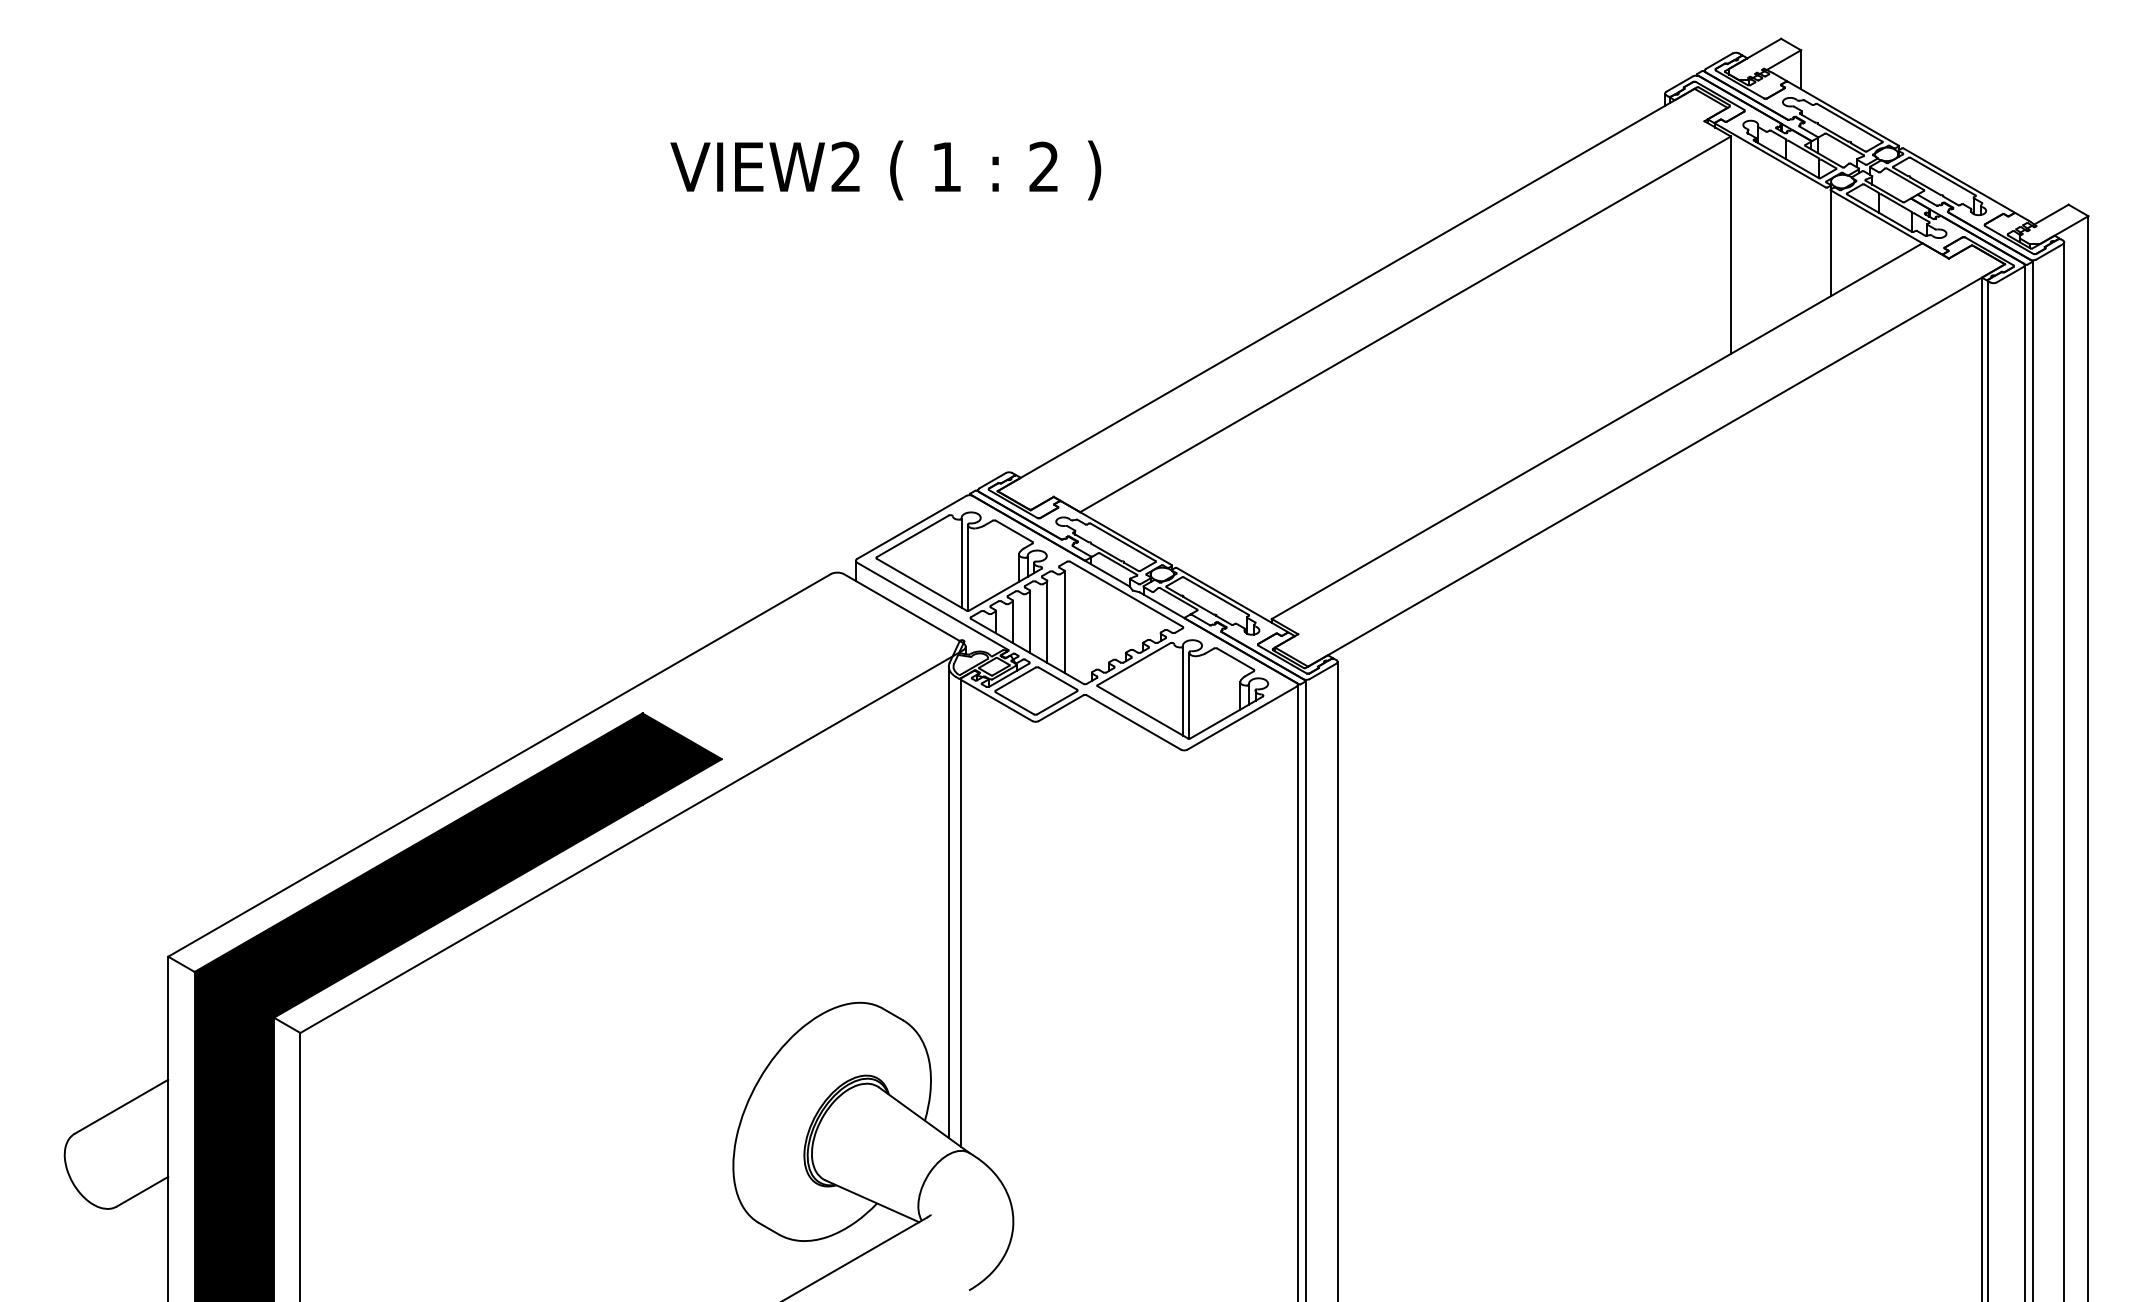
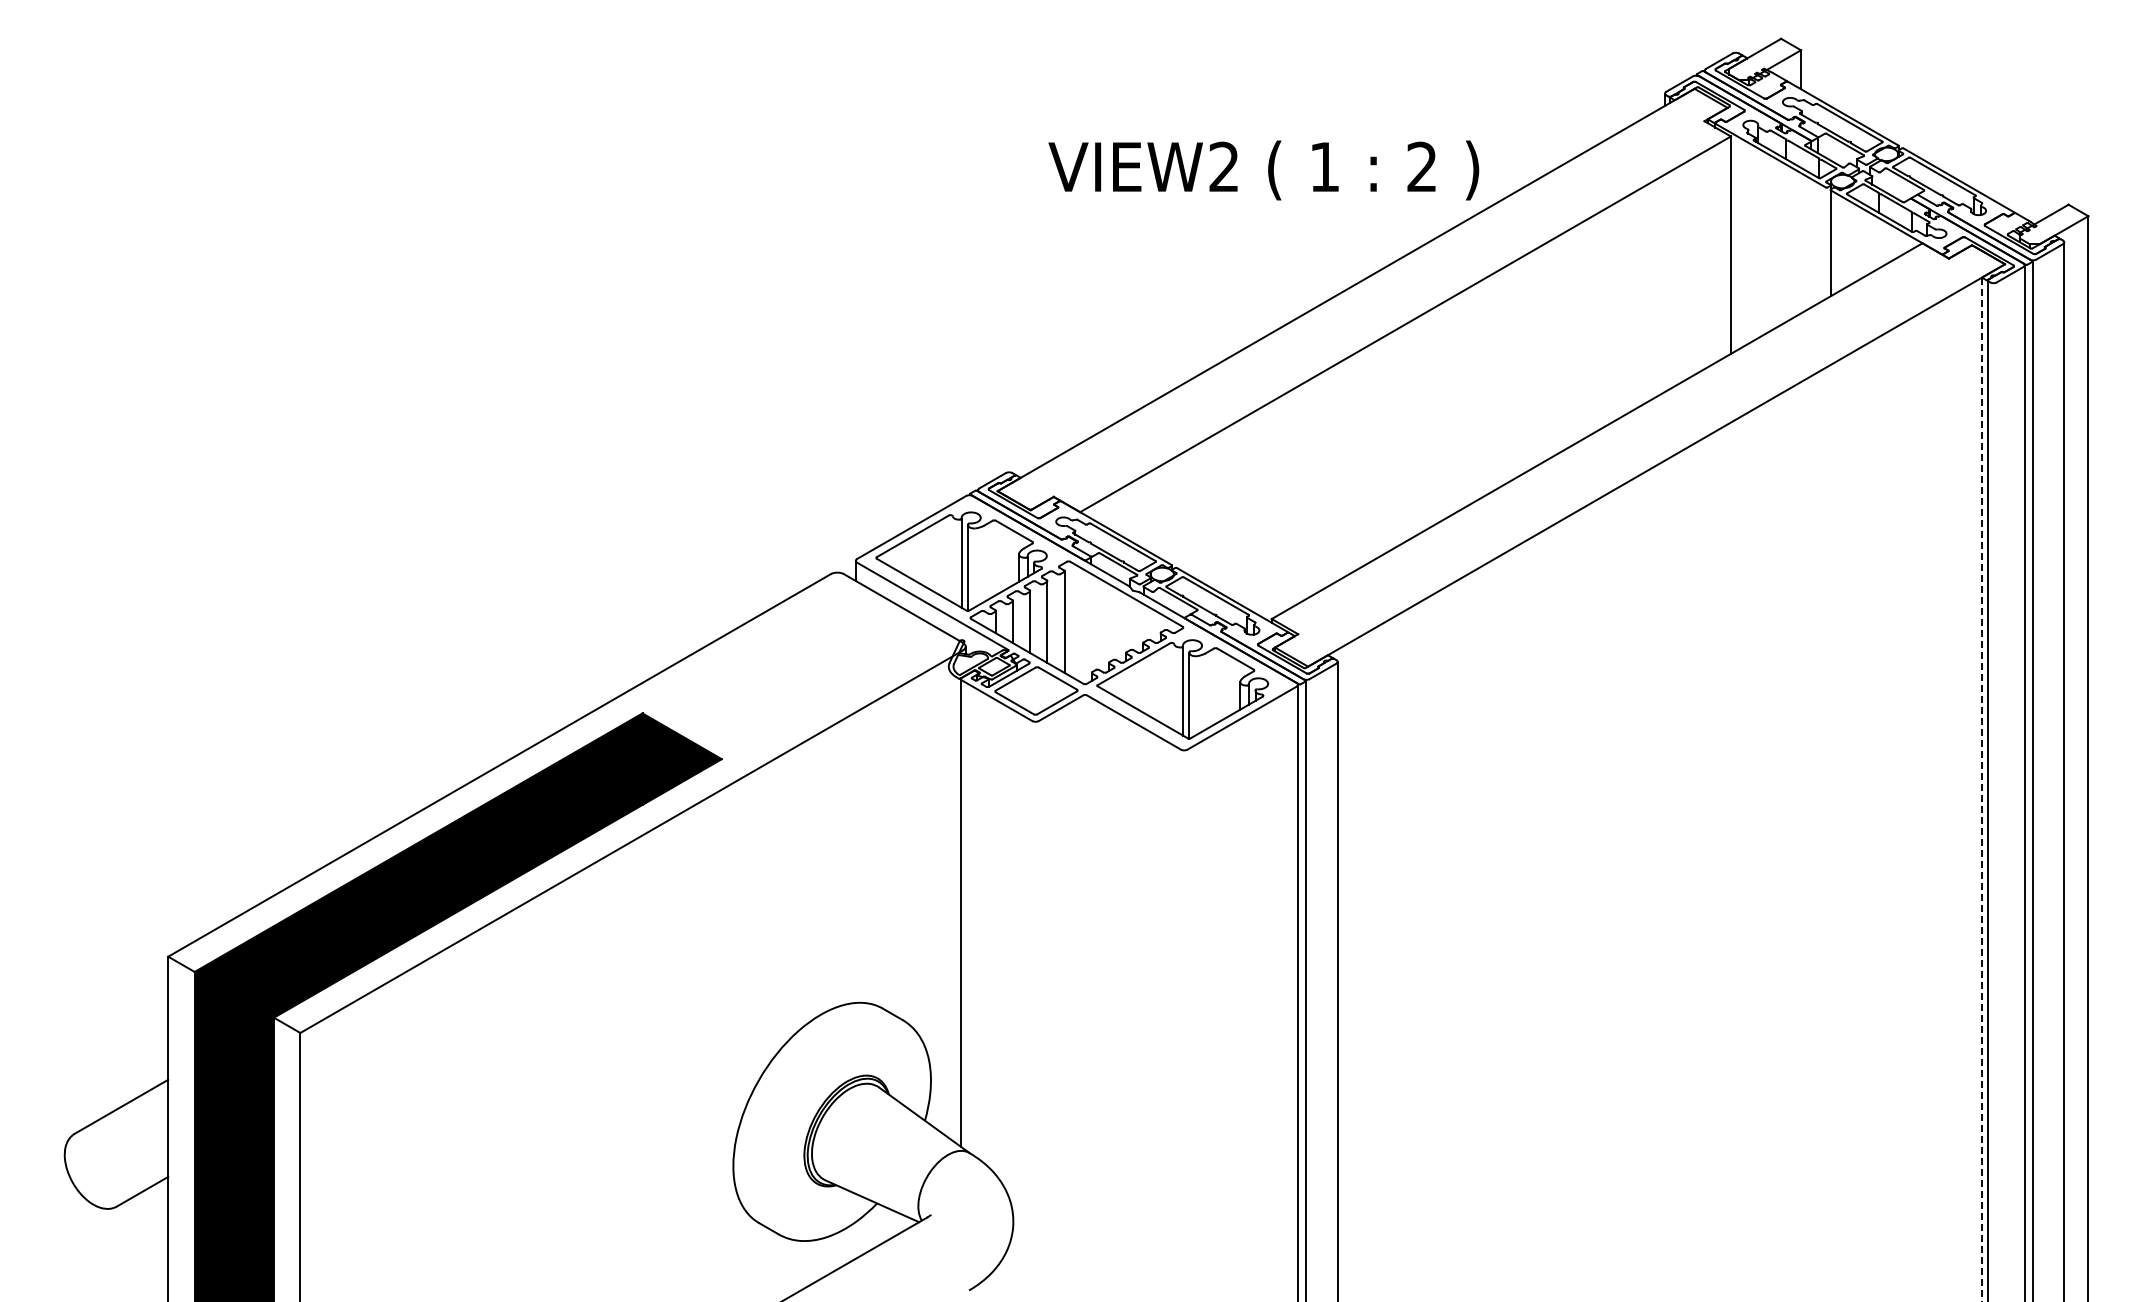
text position: (885, 170) -> (1263, 170) (1263, 170)
line: solid -> dashed (1982, 789)
line: present -> none (948, 902)
